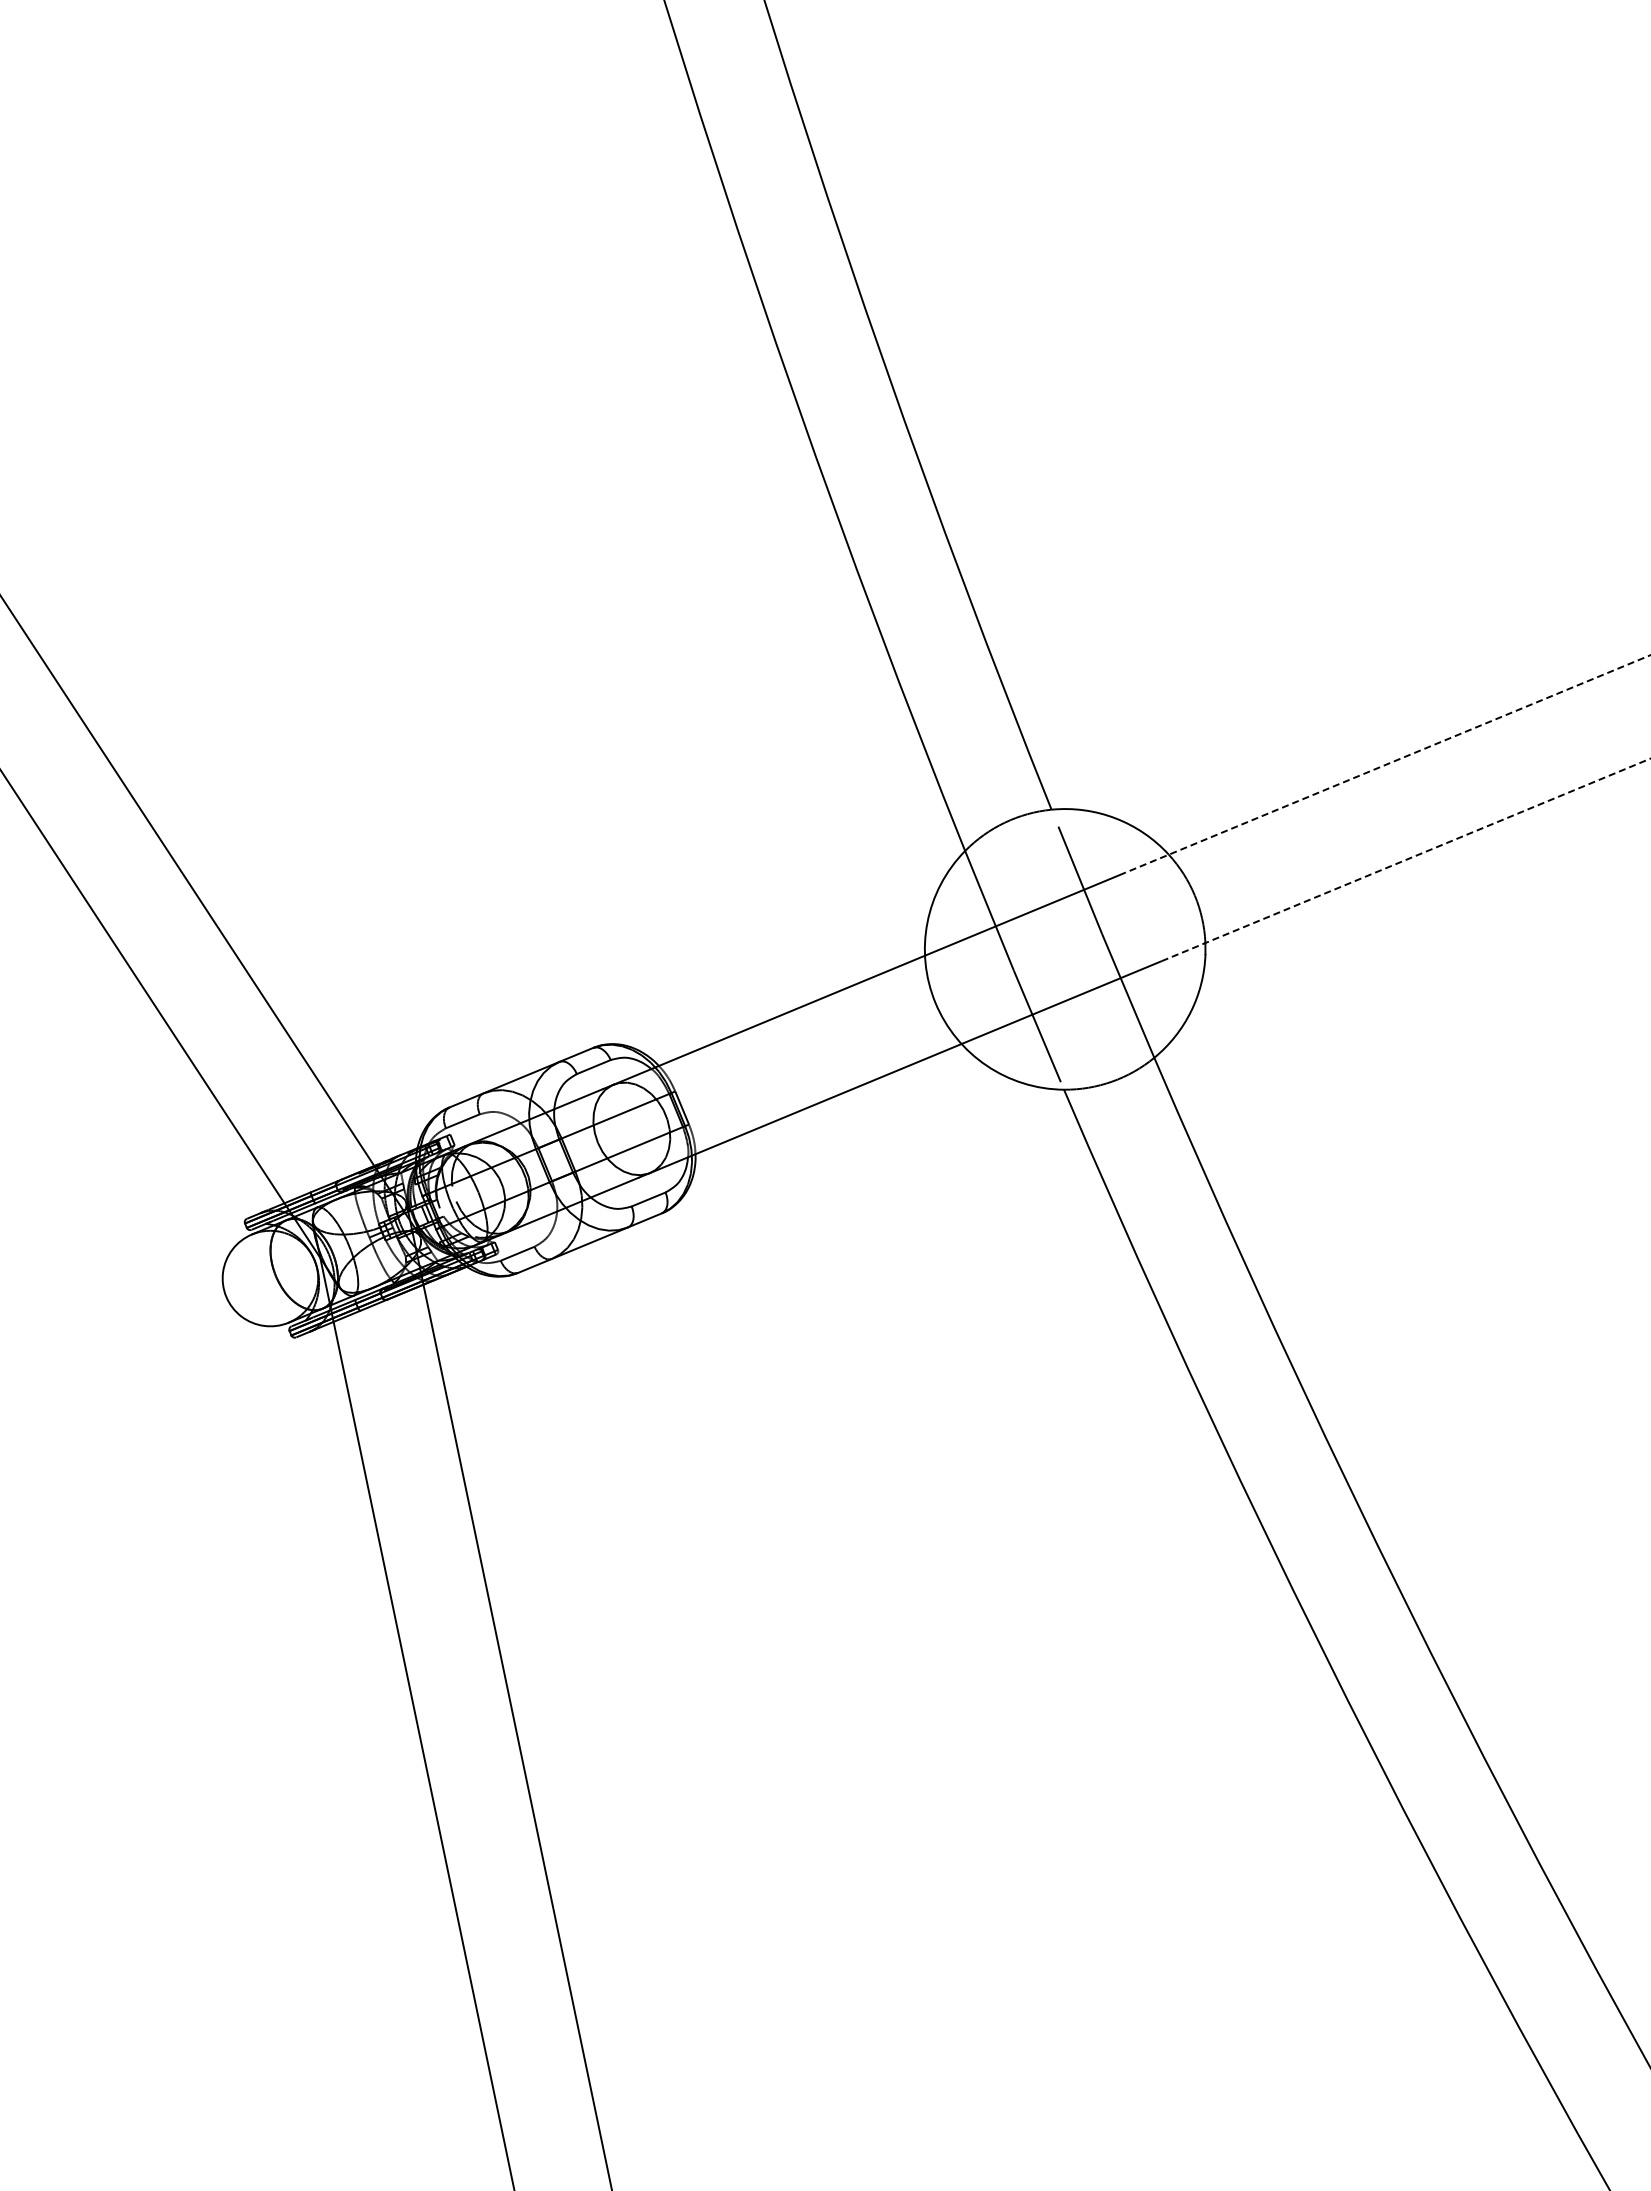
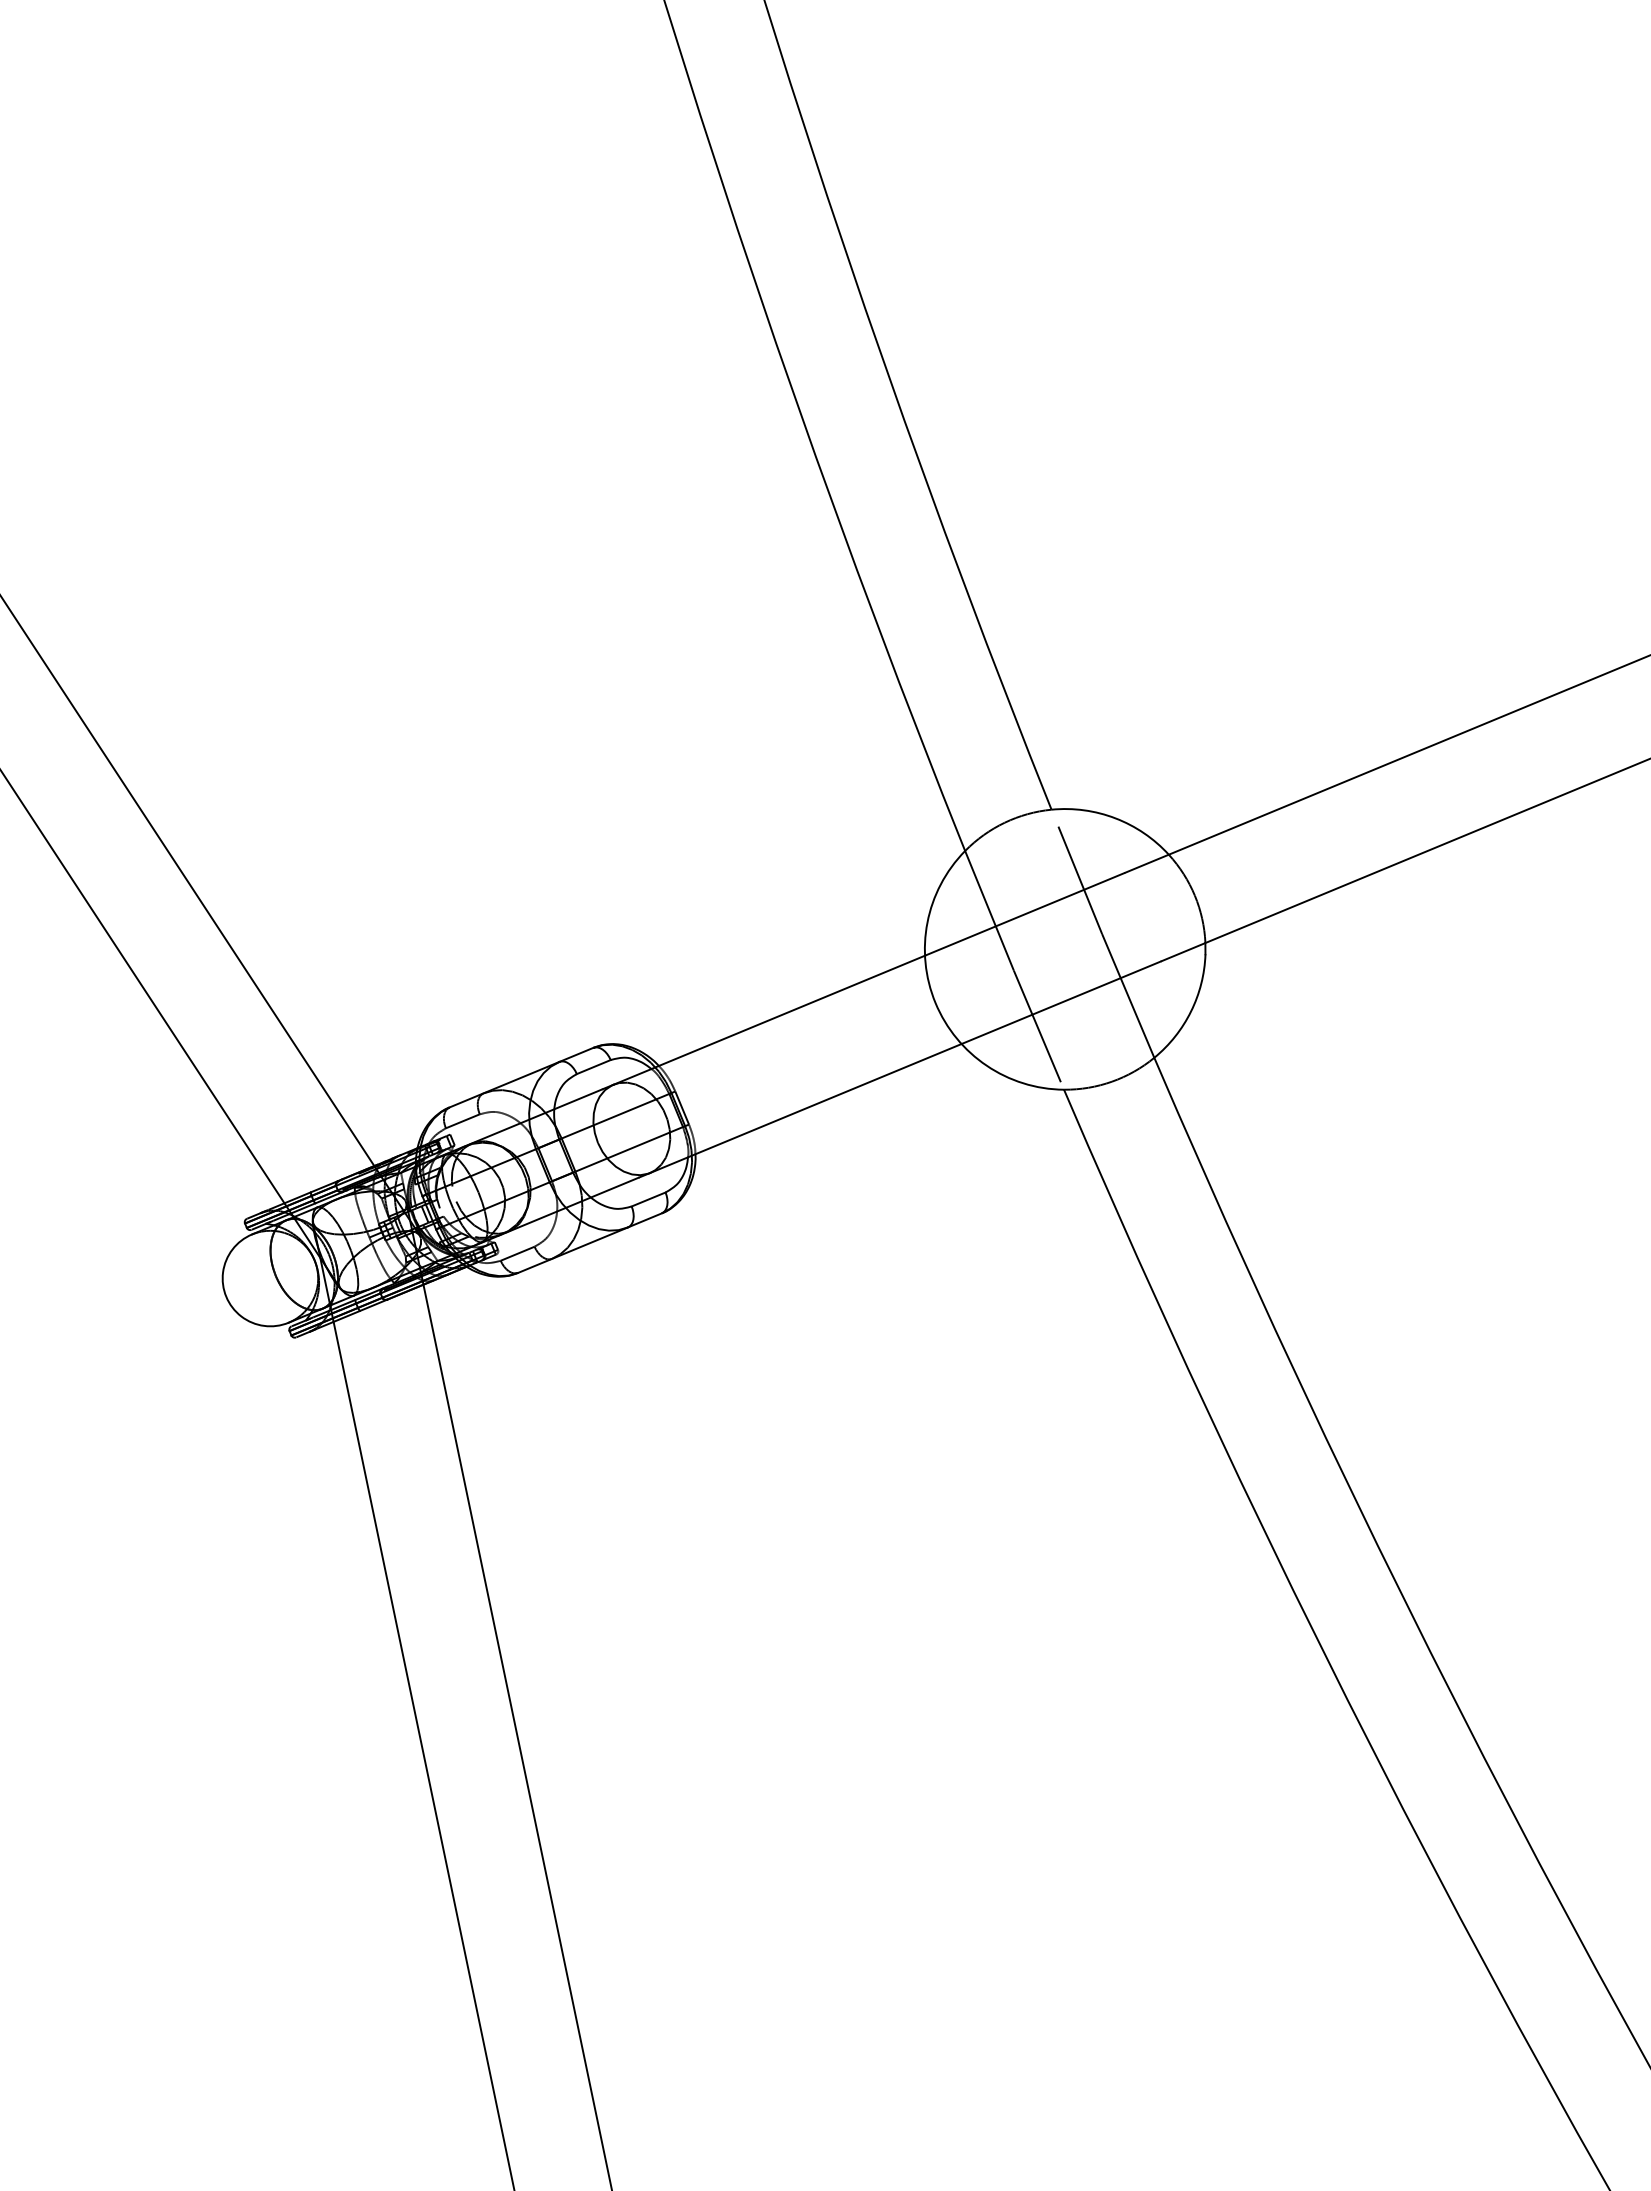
line: dashed -> solid (1387, 764)
line: dashed -> solid (1406, 859)
